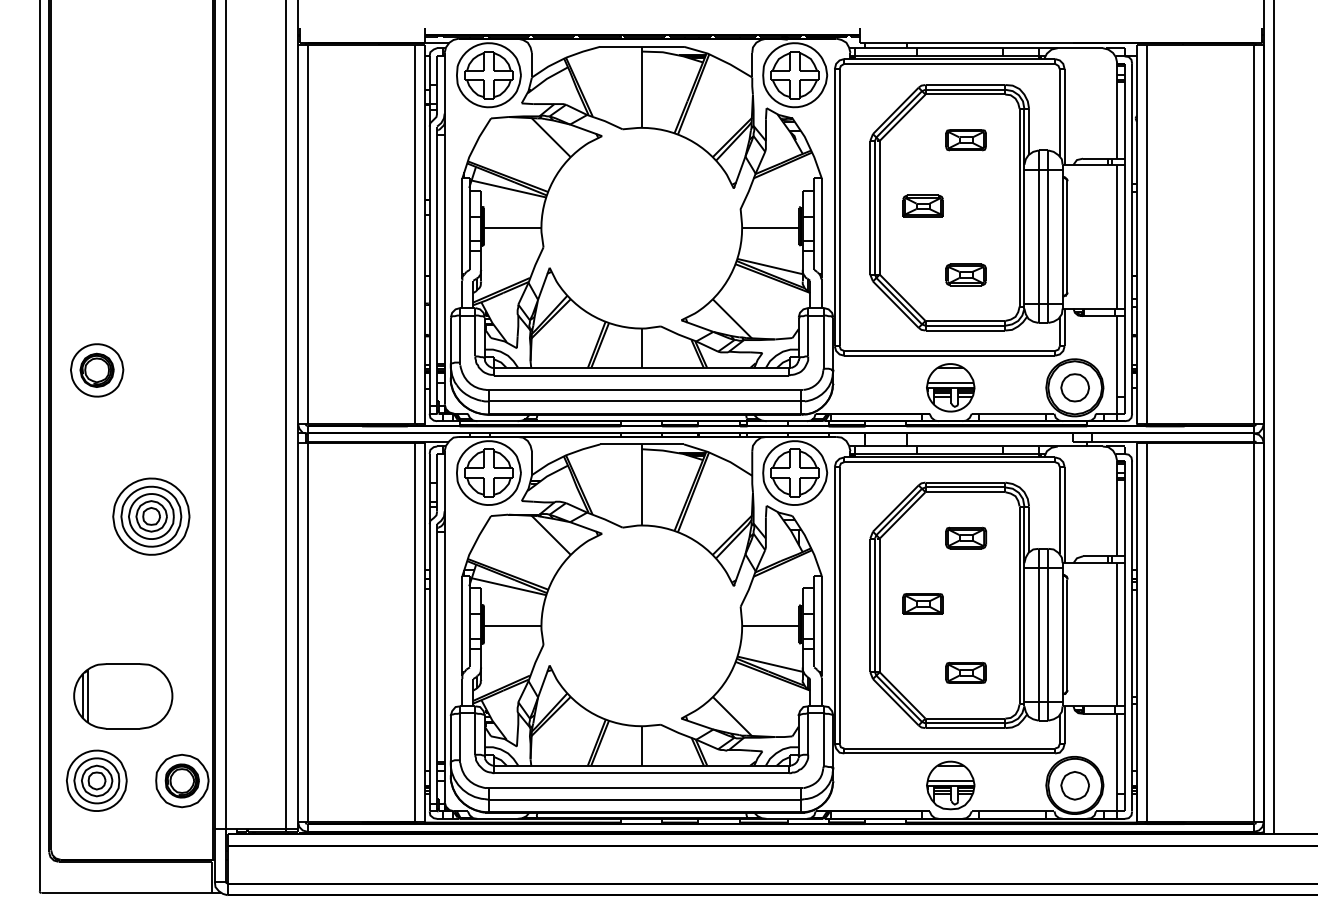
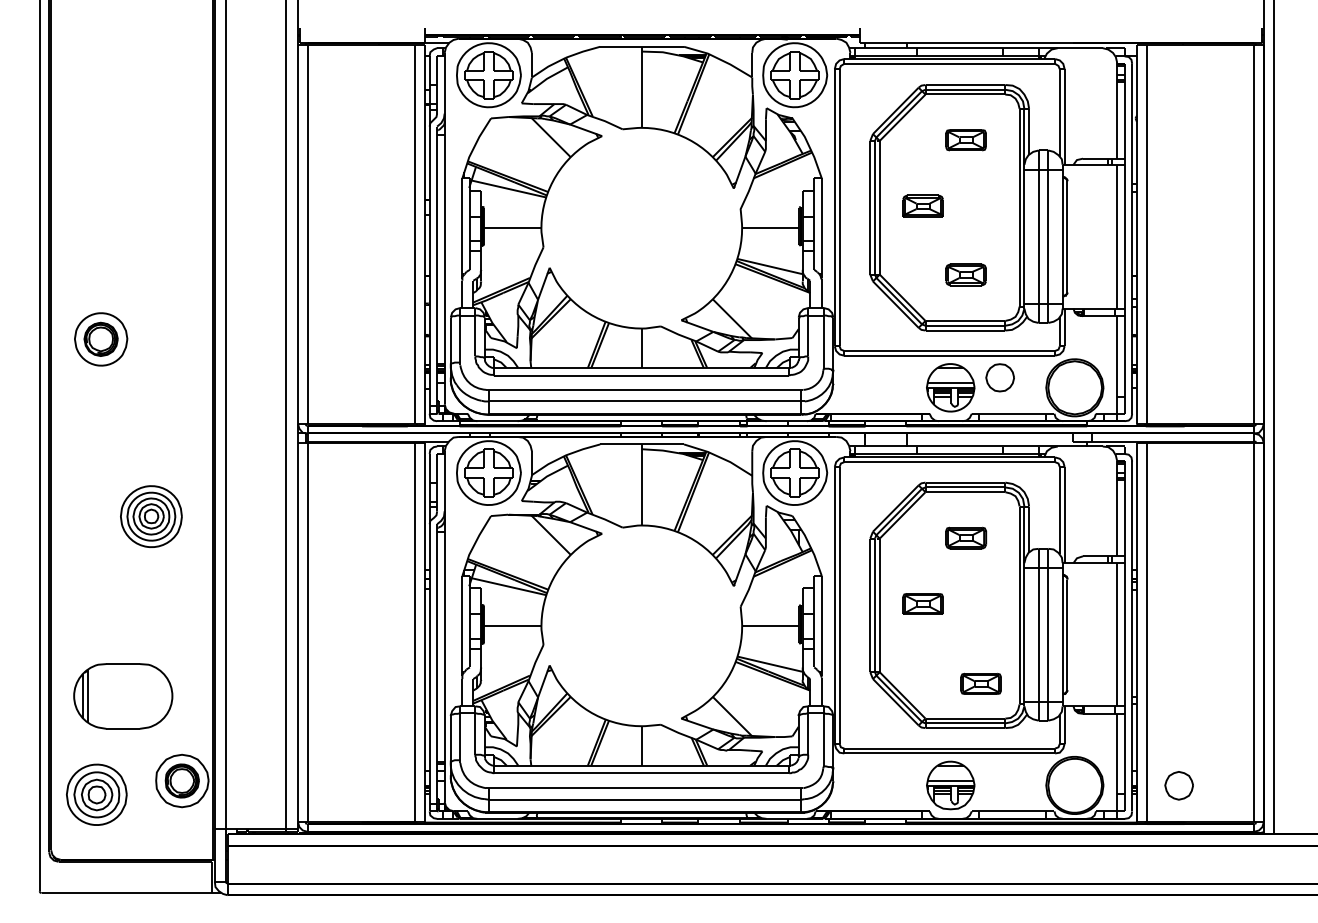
part position: (97, 370) -> (101, 339) (101, 339)
part position: (1074, 387) -> (999, 377) (999, 377)
part size: 79x79 px -> 63x63 px (151, 516)
part position: (965, 672) -> (980, 683) (980, 683)
part position: (96, 780) -> (96, 794) (96, 794)
part position: (1074, 785) -> (1178, 785) (1178, 785)
